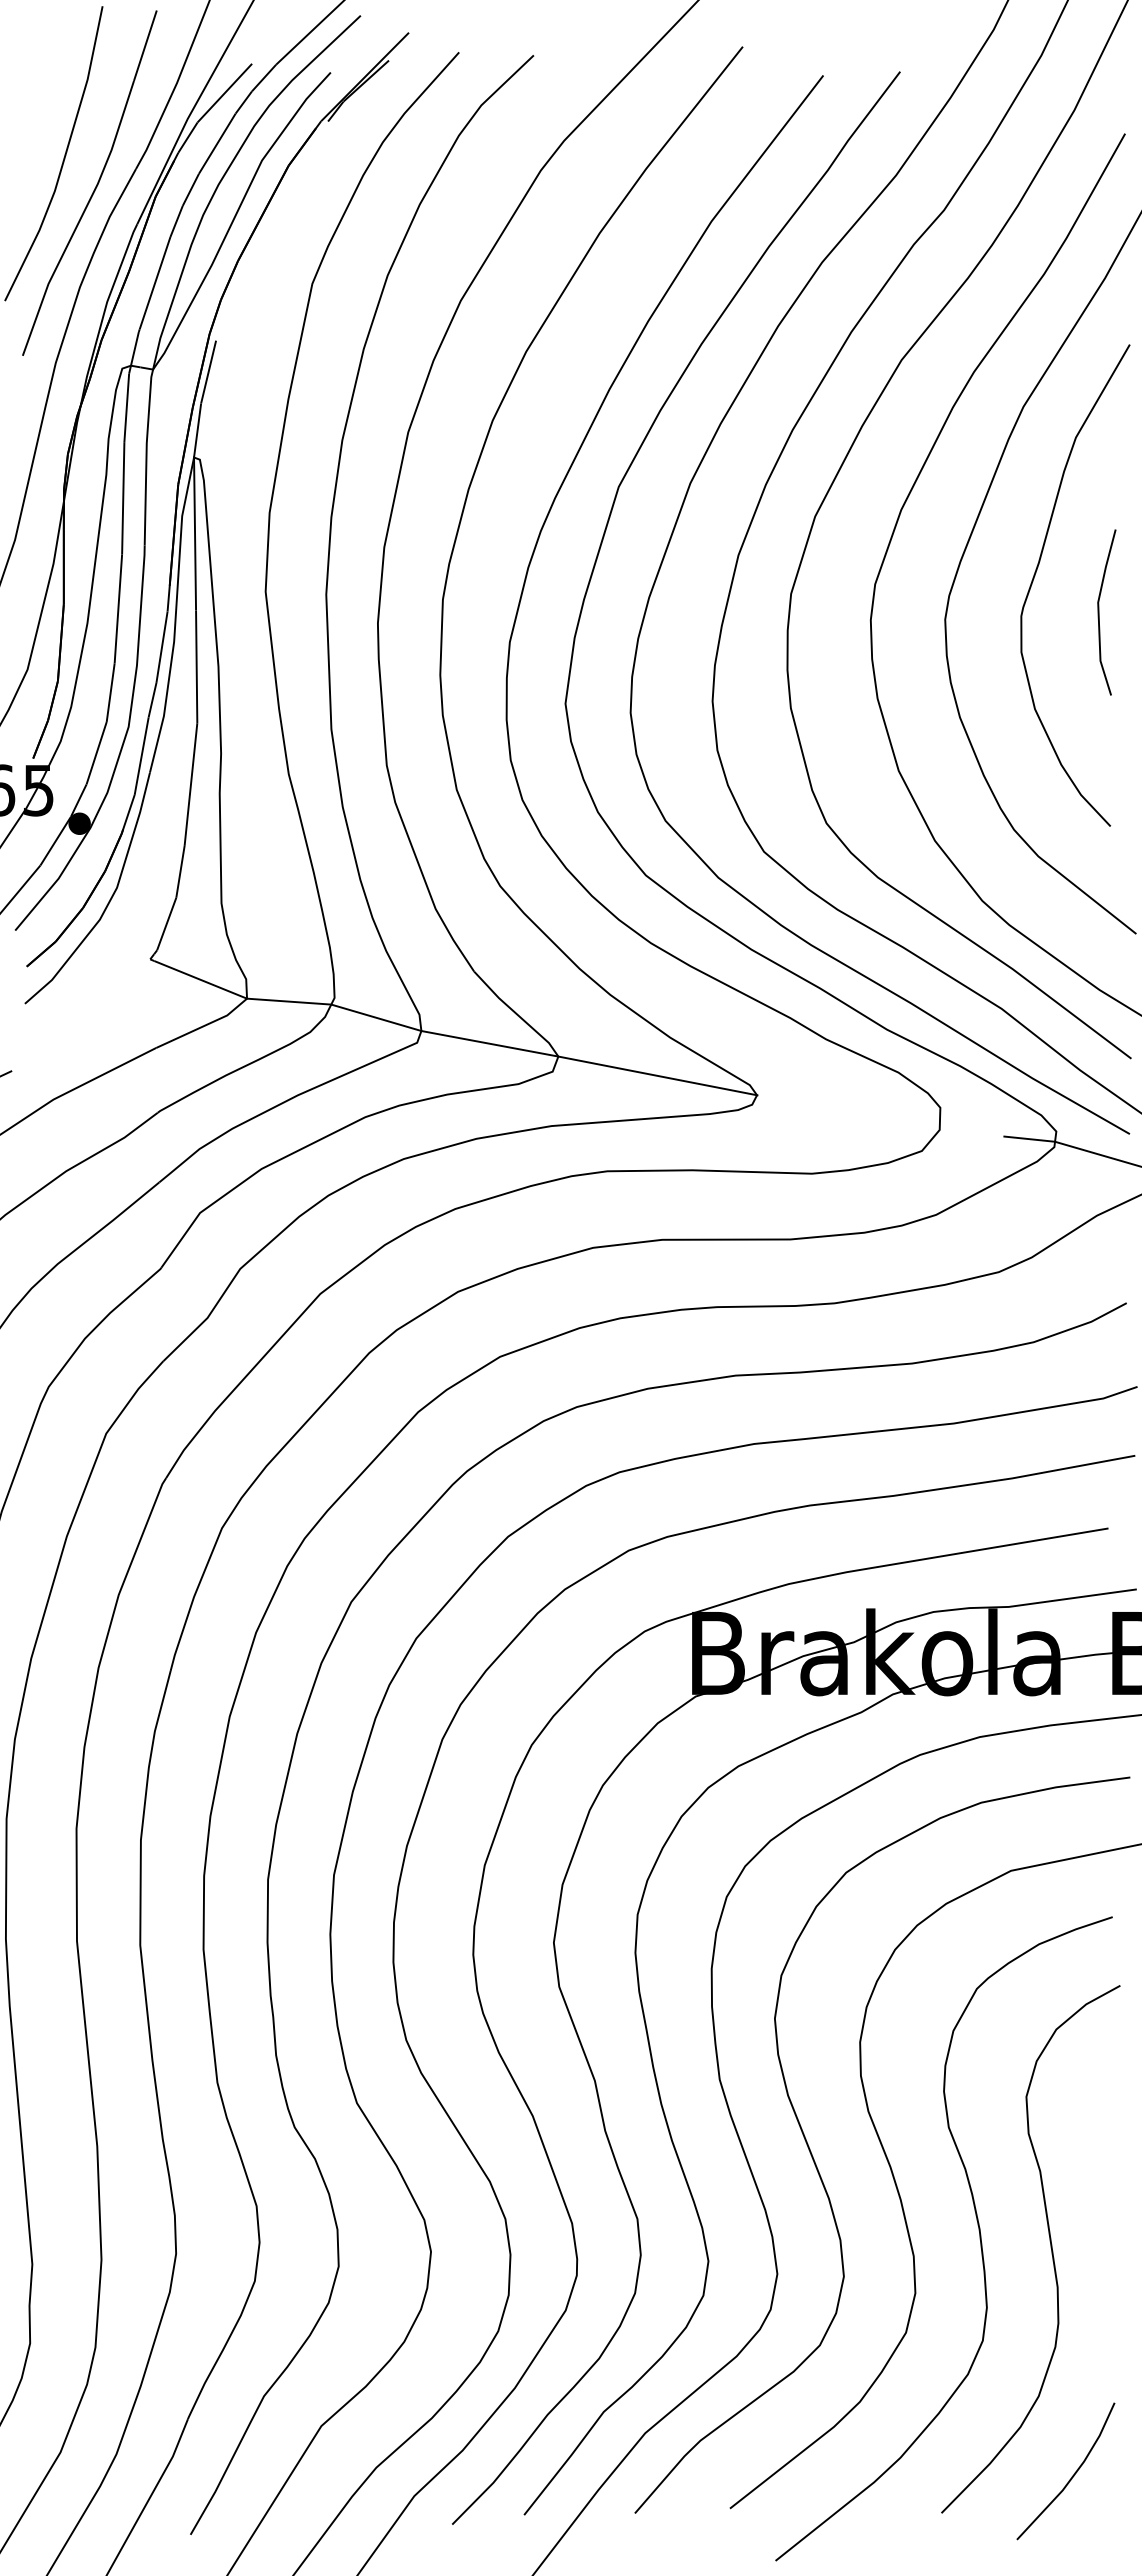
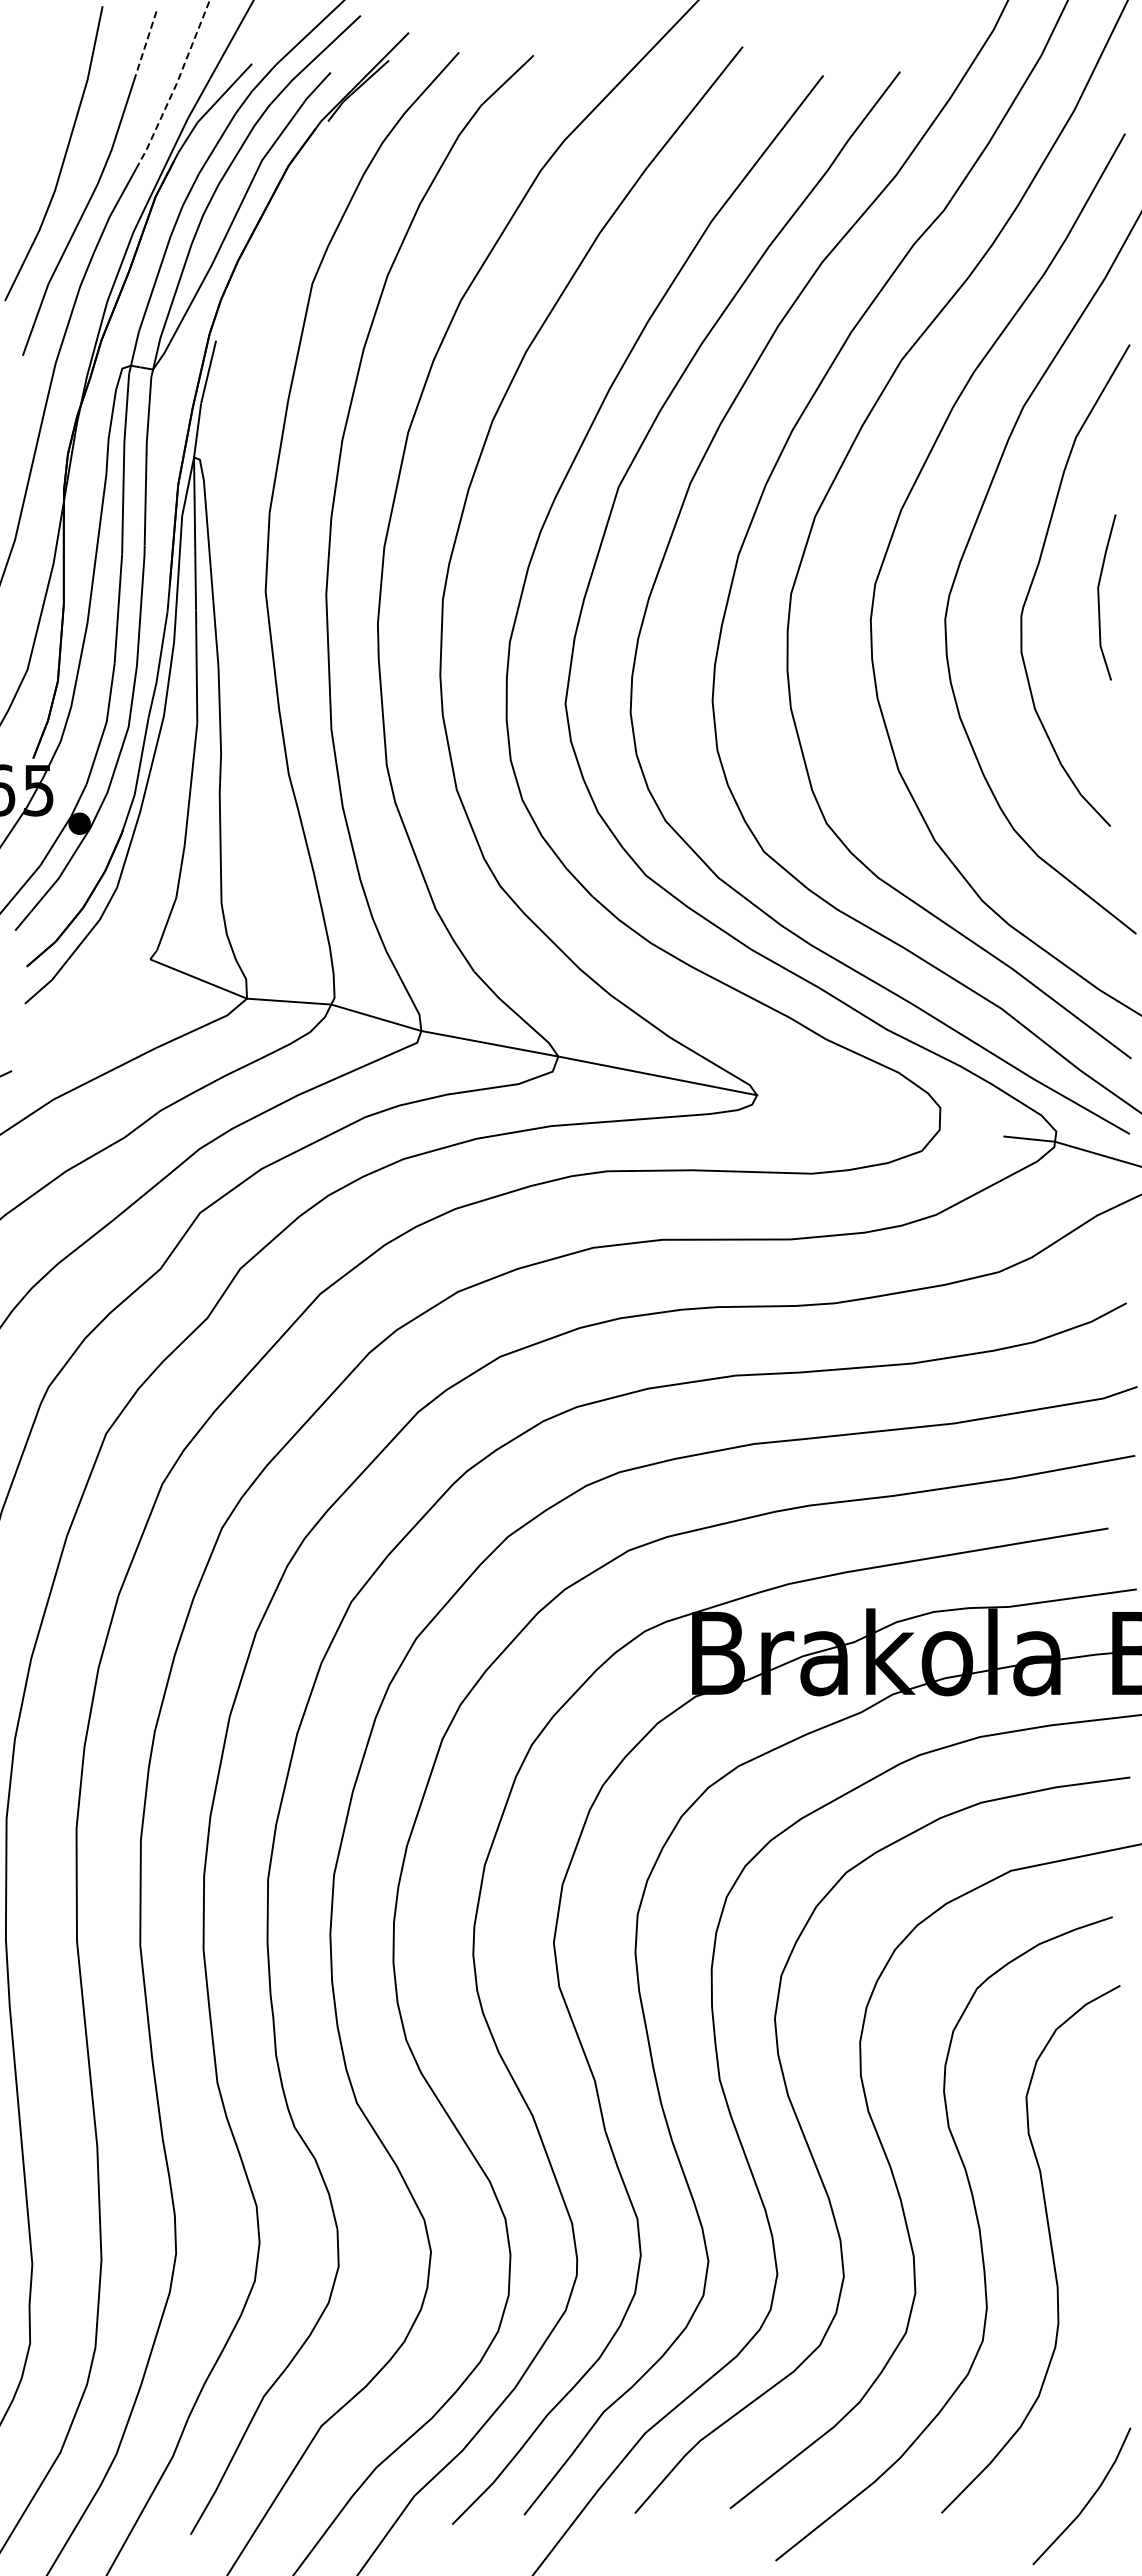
line: solid -> dashed (145, 45)
line: solid -> dashed (175, 85)
line position: (1099, 612) -> (1099, 597) (1099, 597)
line position: (1071, 2476) -> (1087, 2501) (1087, 2501)
